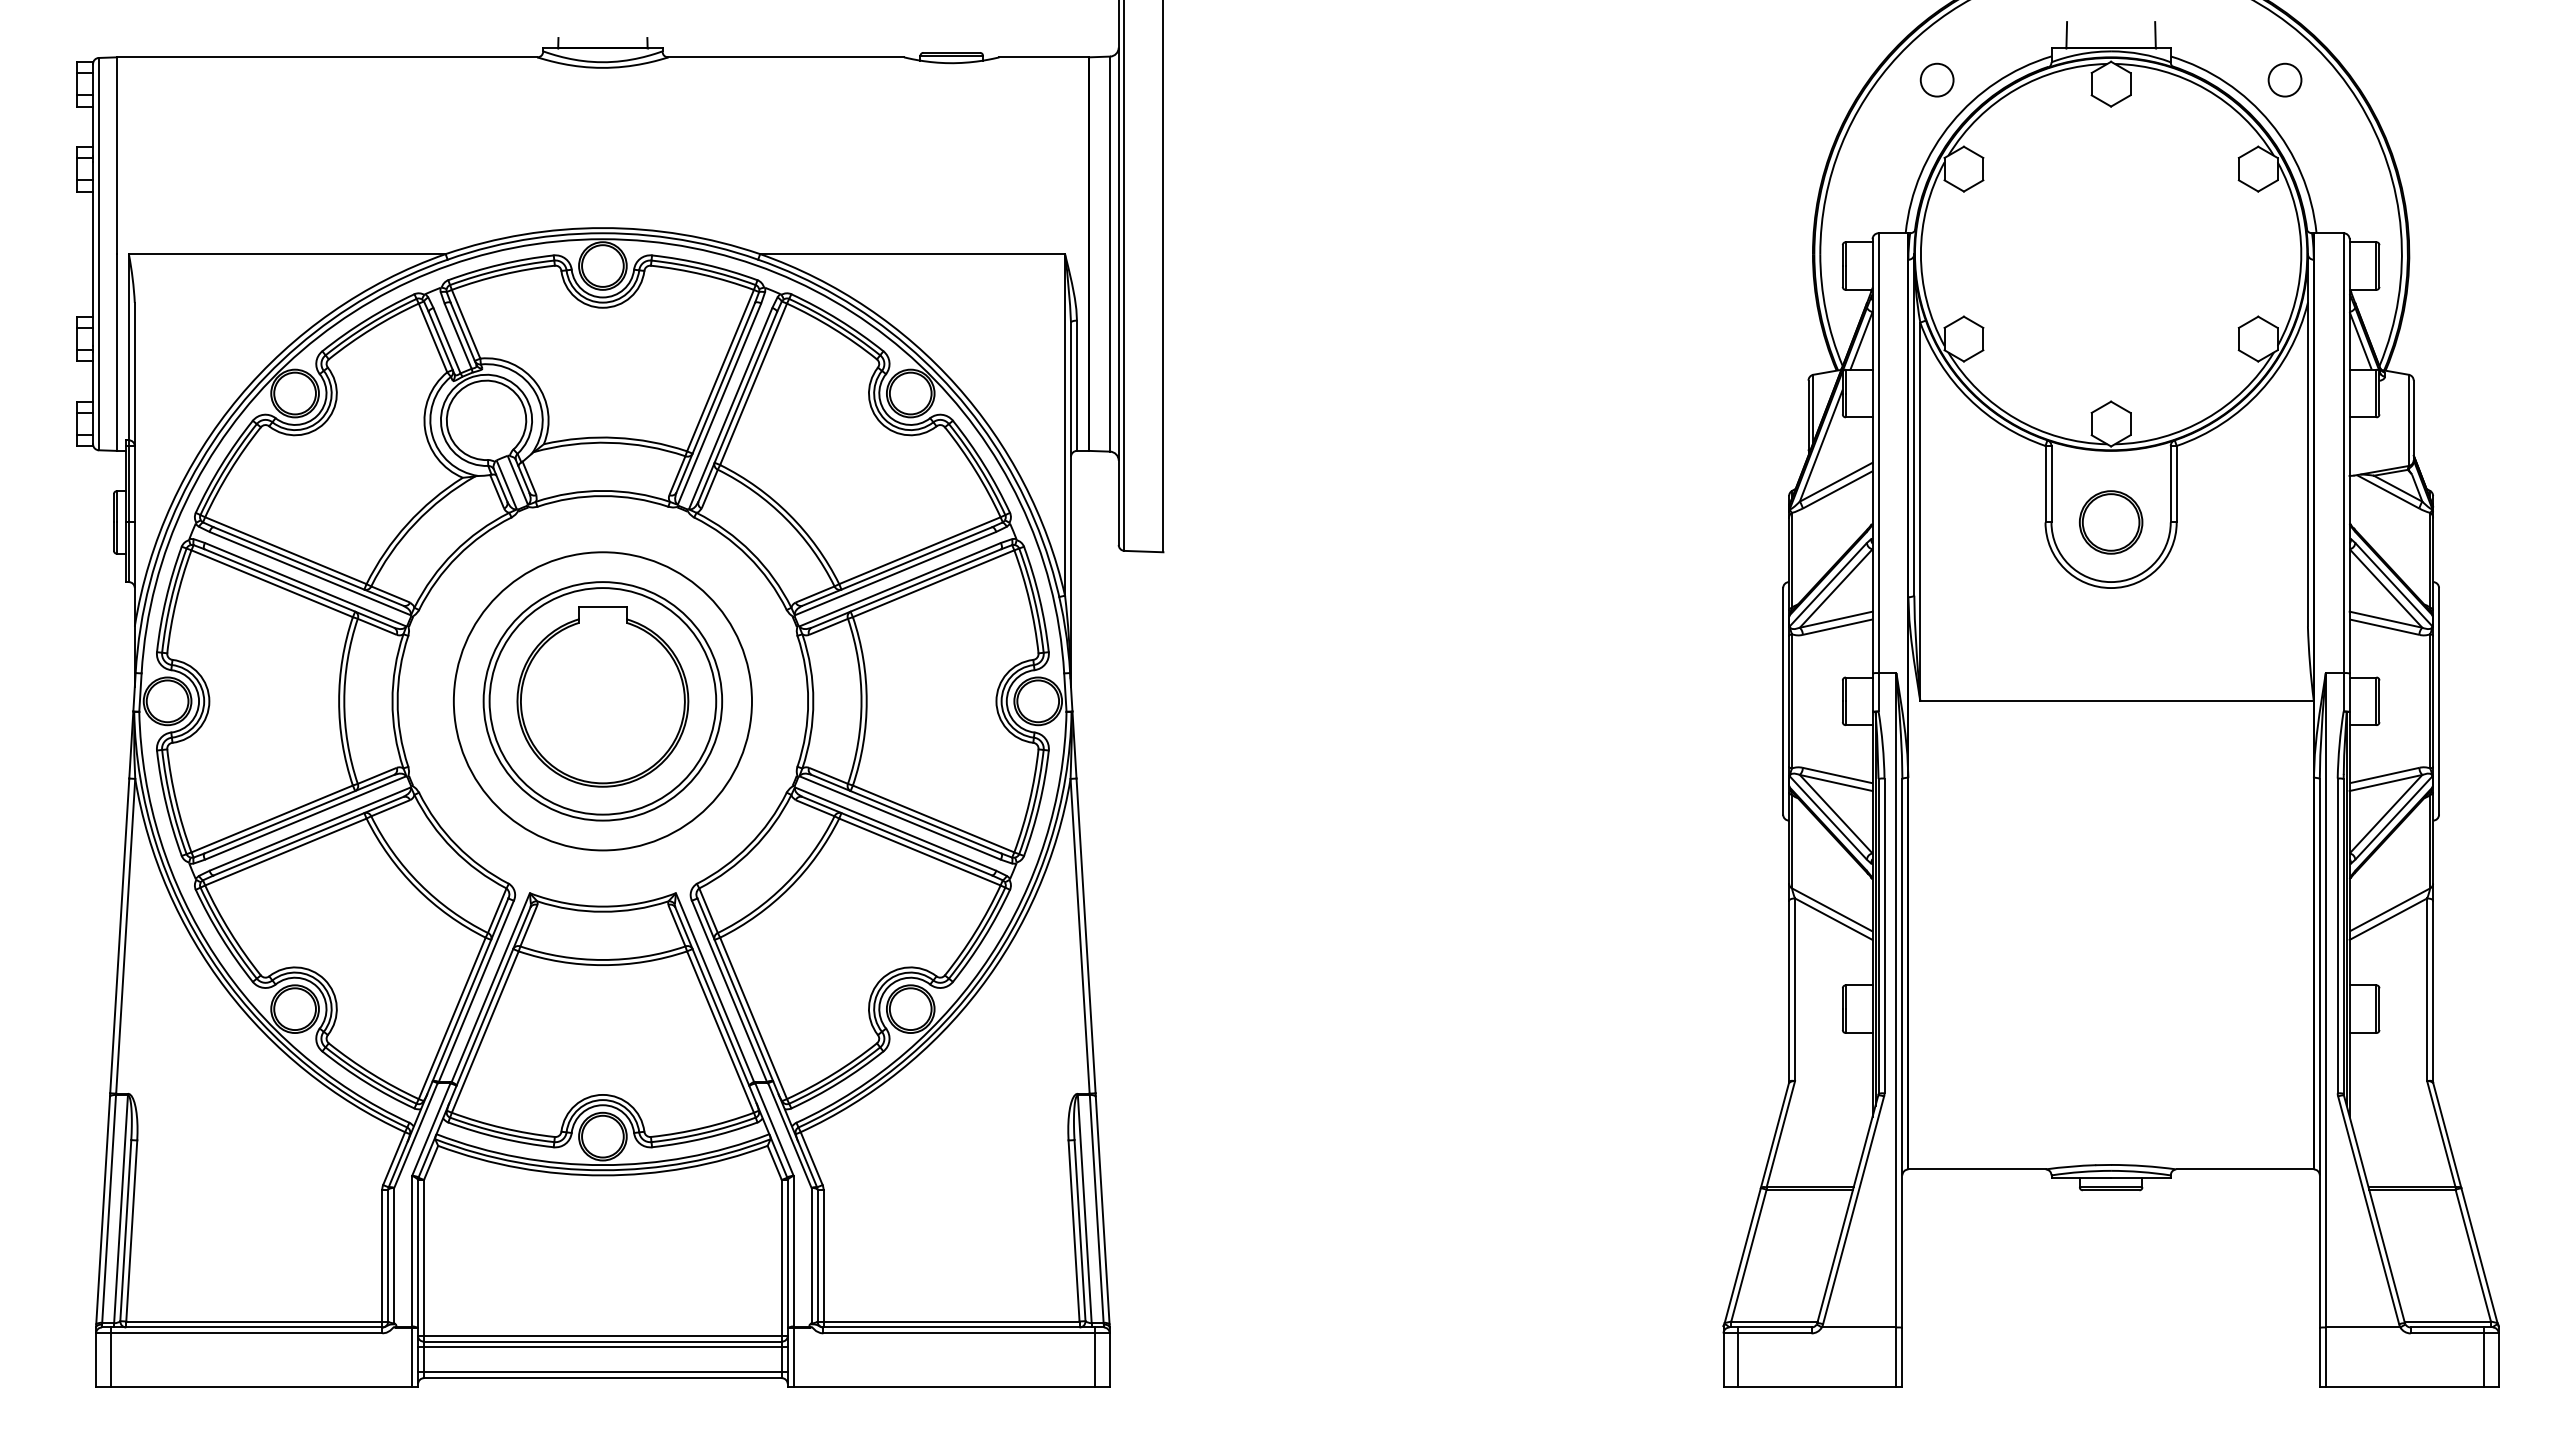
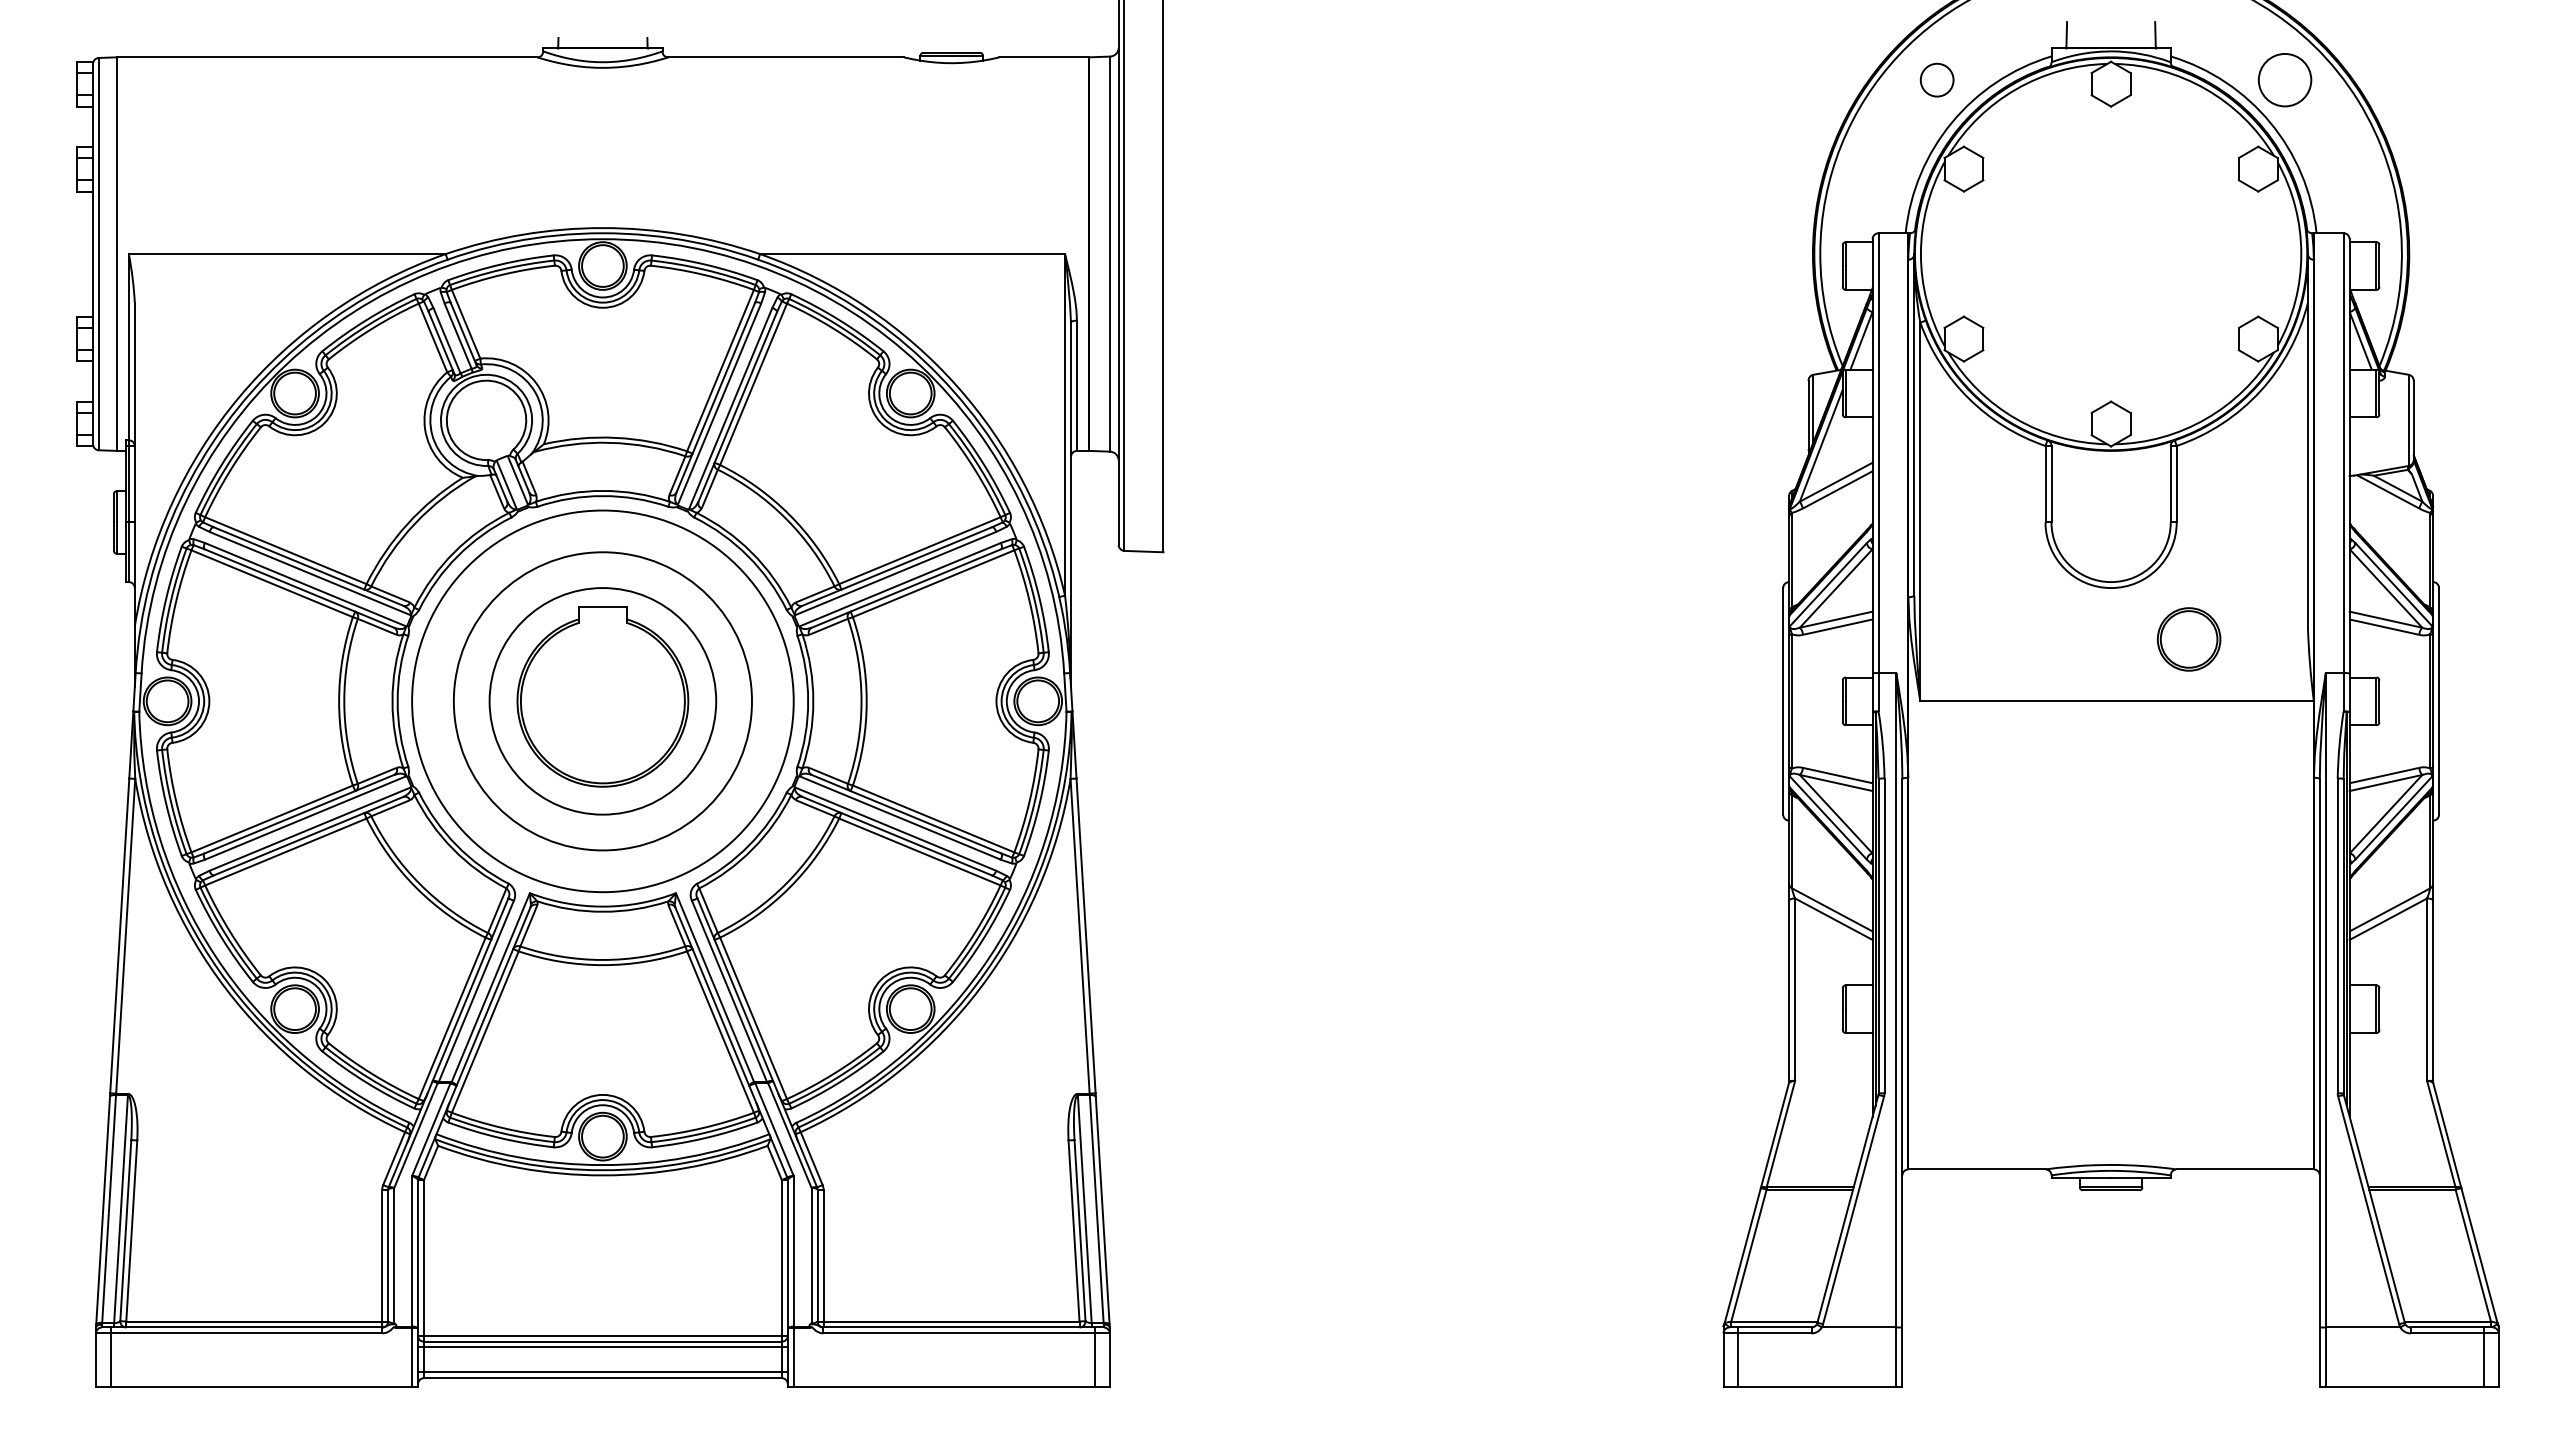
circle diameter: 33 px -> 52 px (2284, 79)
part position: (2110, 522) -> (2188, 639) (2188, 639)
circle diameter: 239 px -> 382 px (602, 701)
